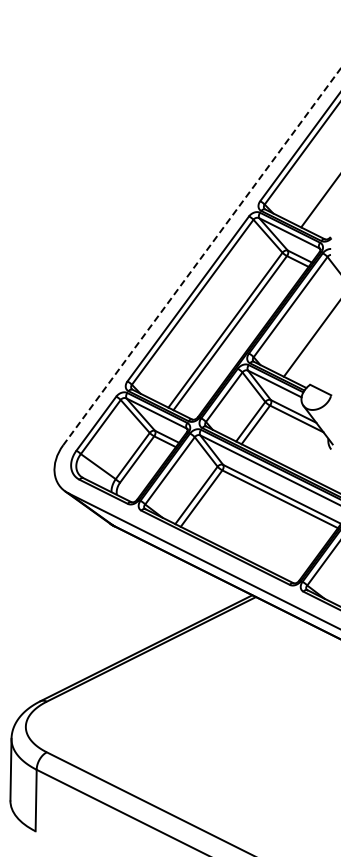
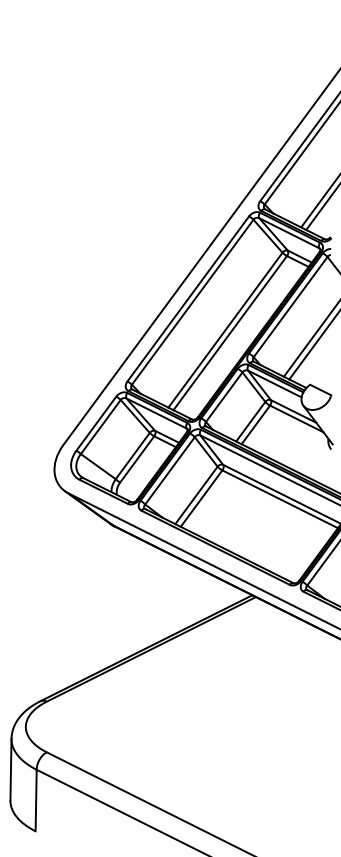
line: none -> present (321, 208)
line: dashed -> solid (202, 256)
line: none -> present (313, 346)
